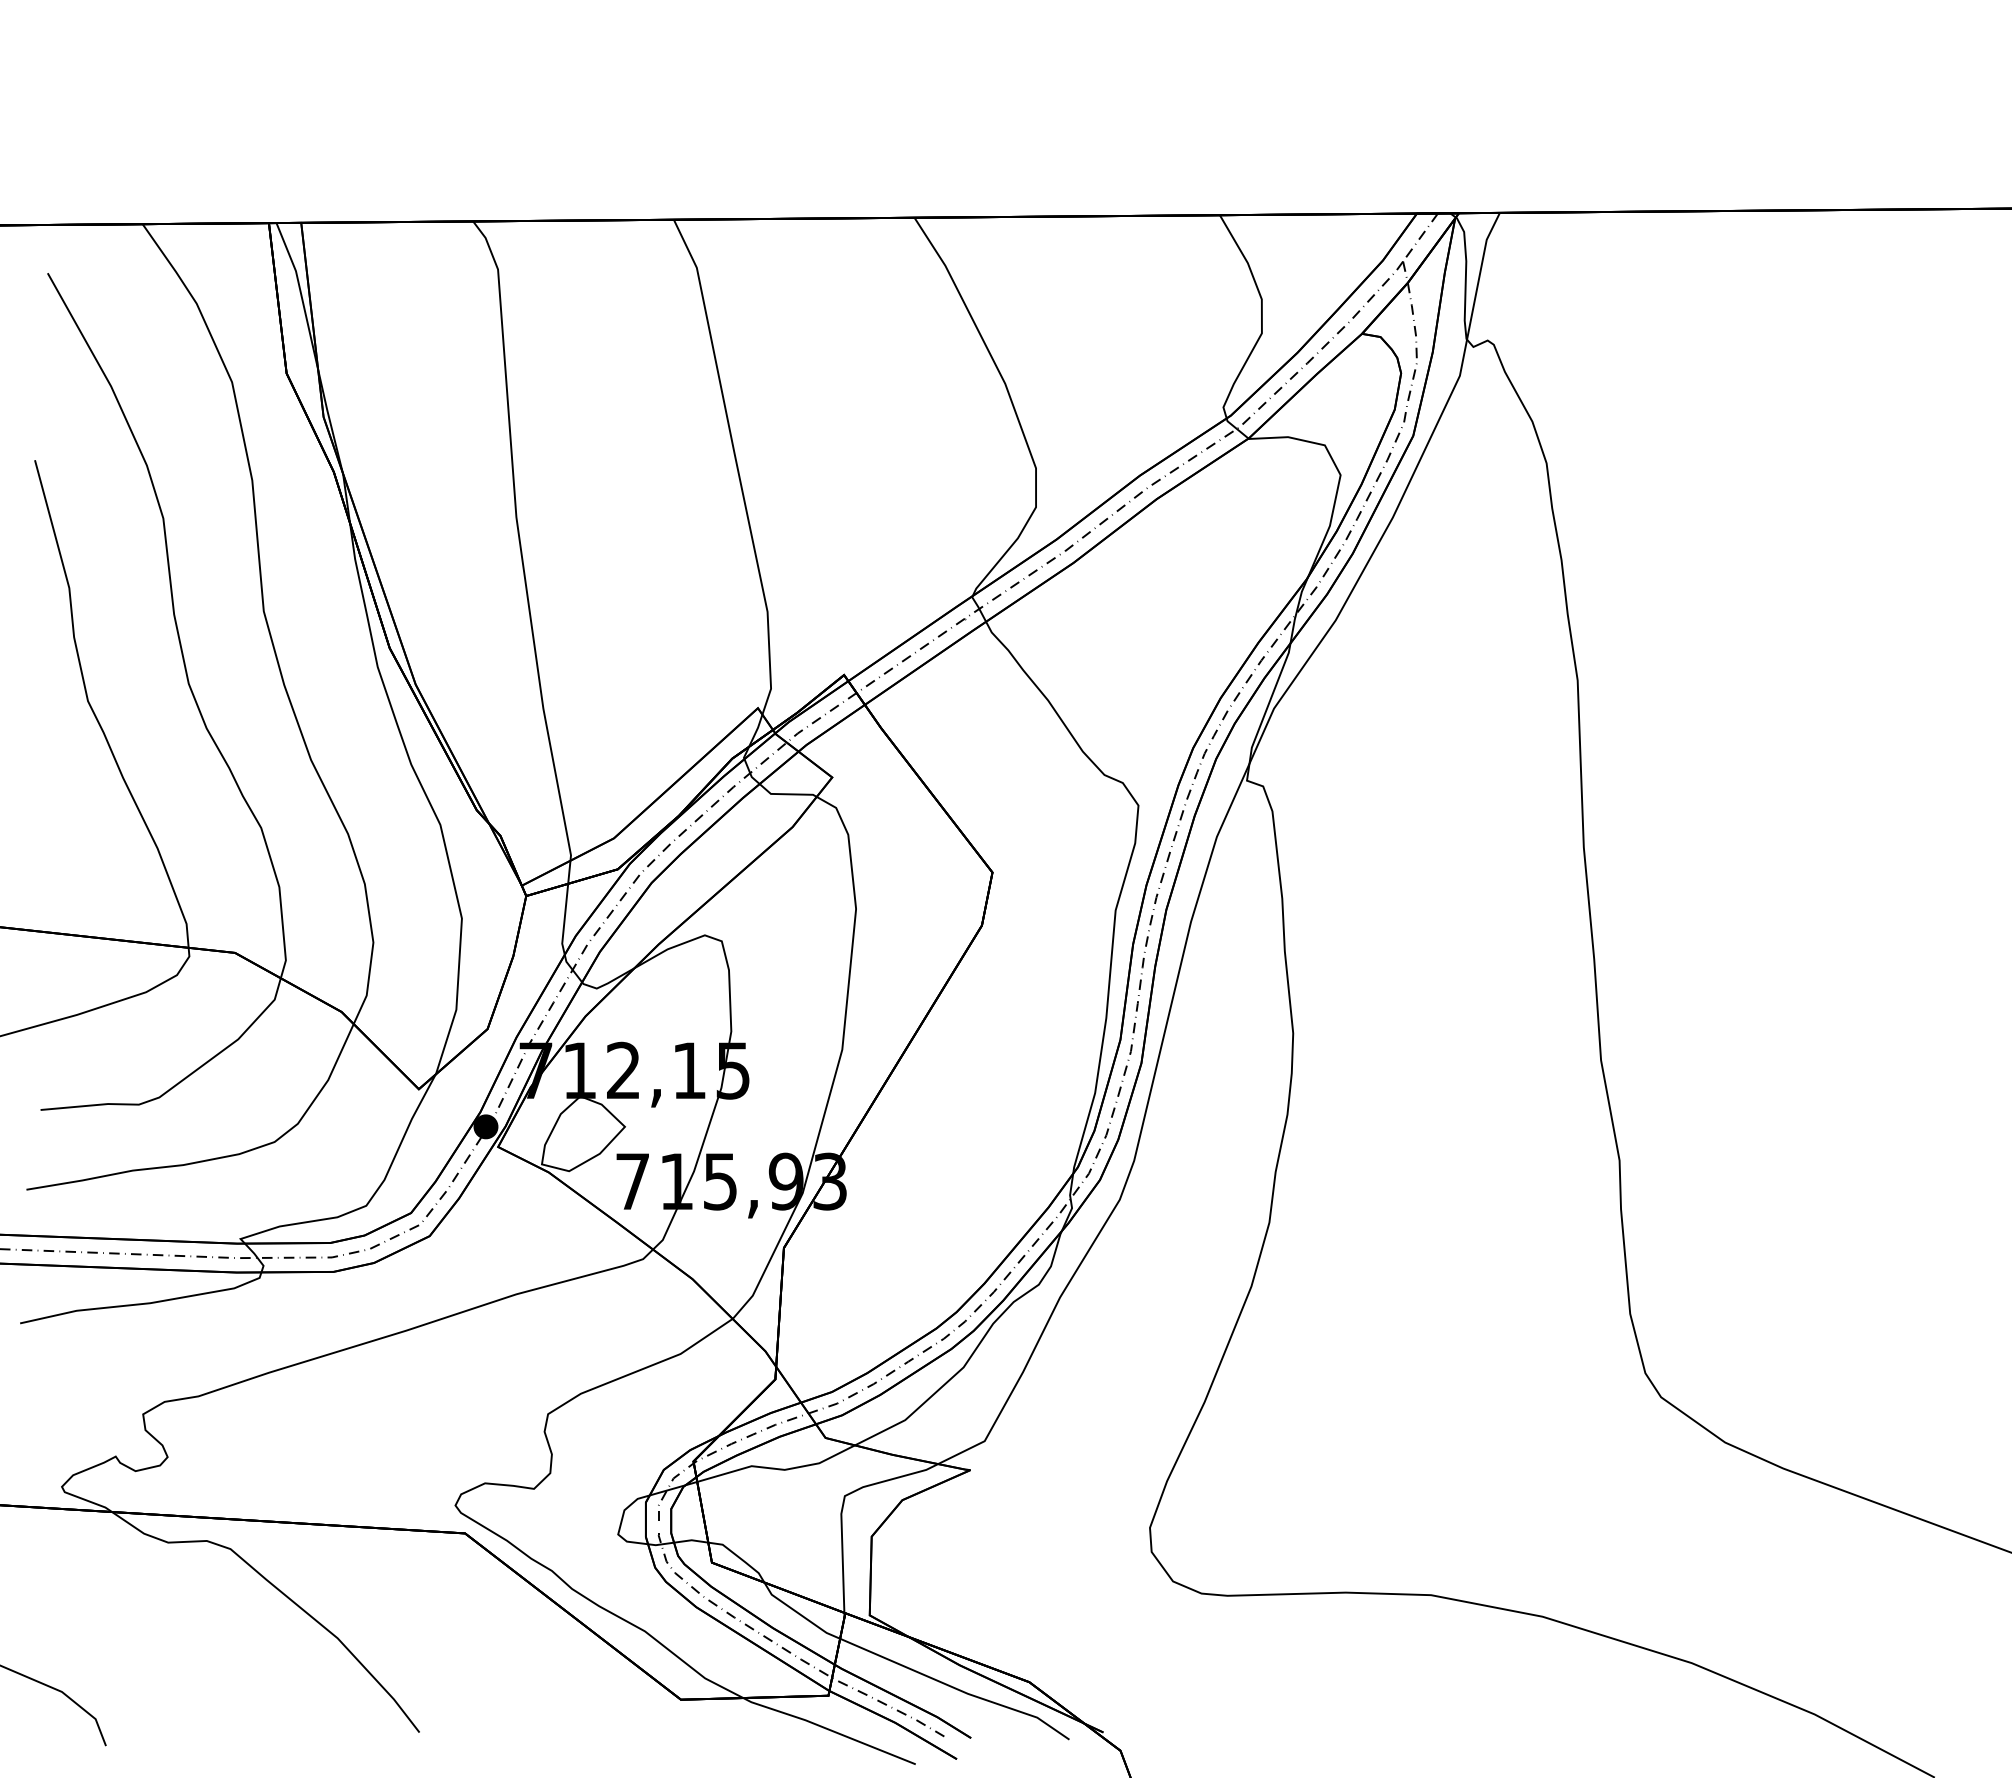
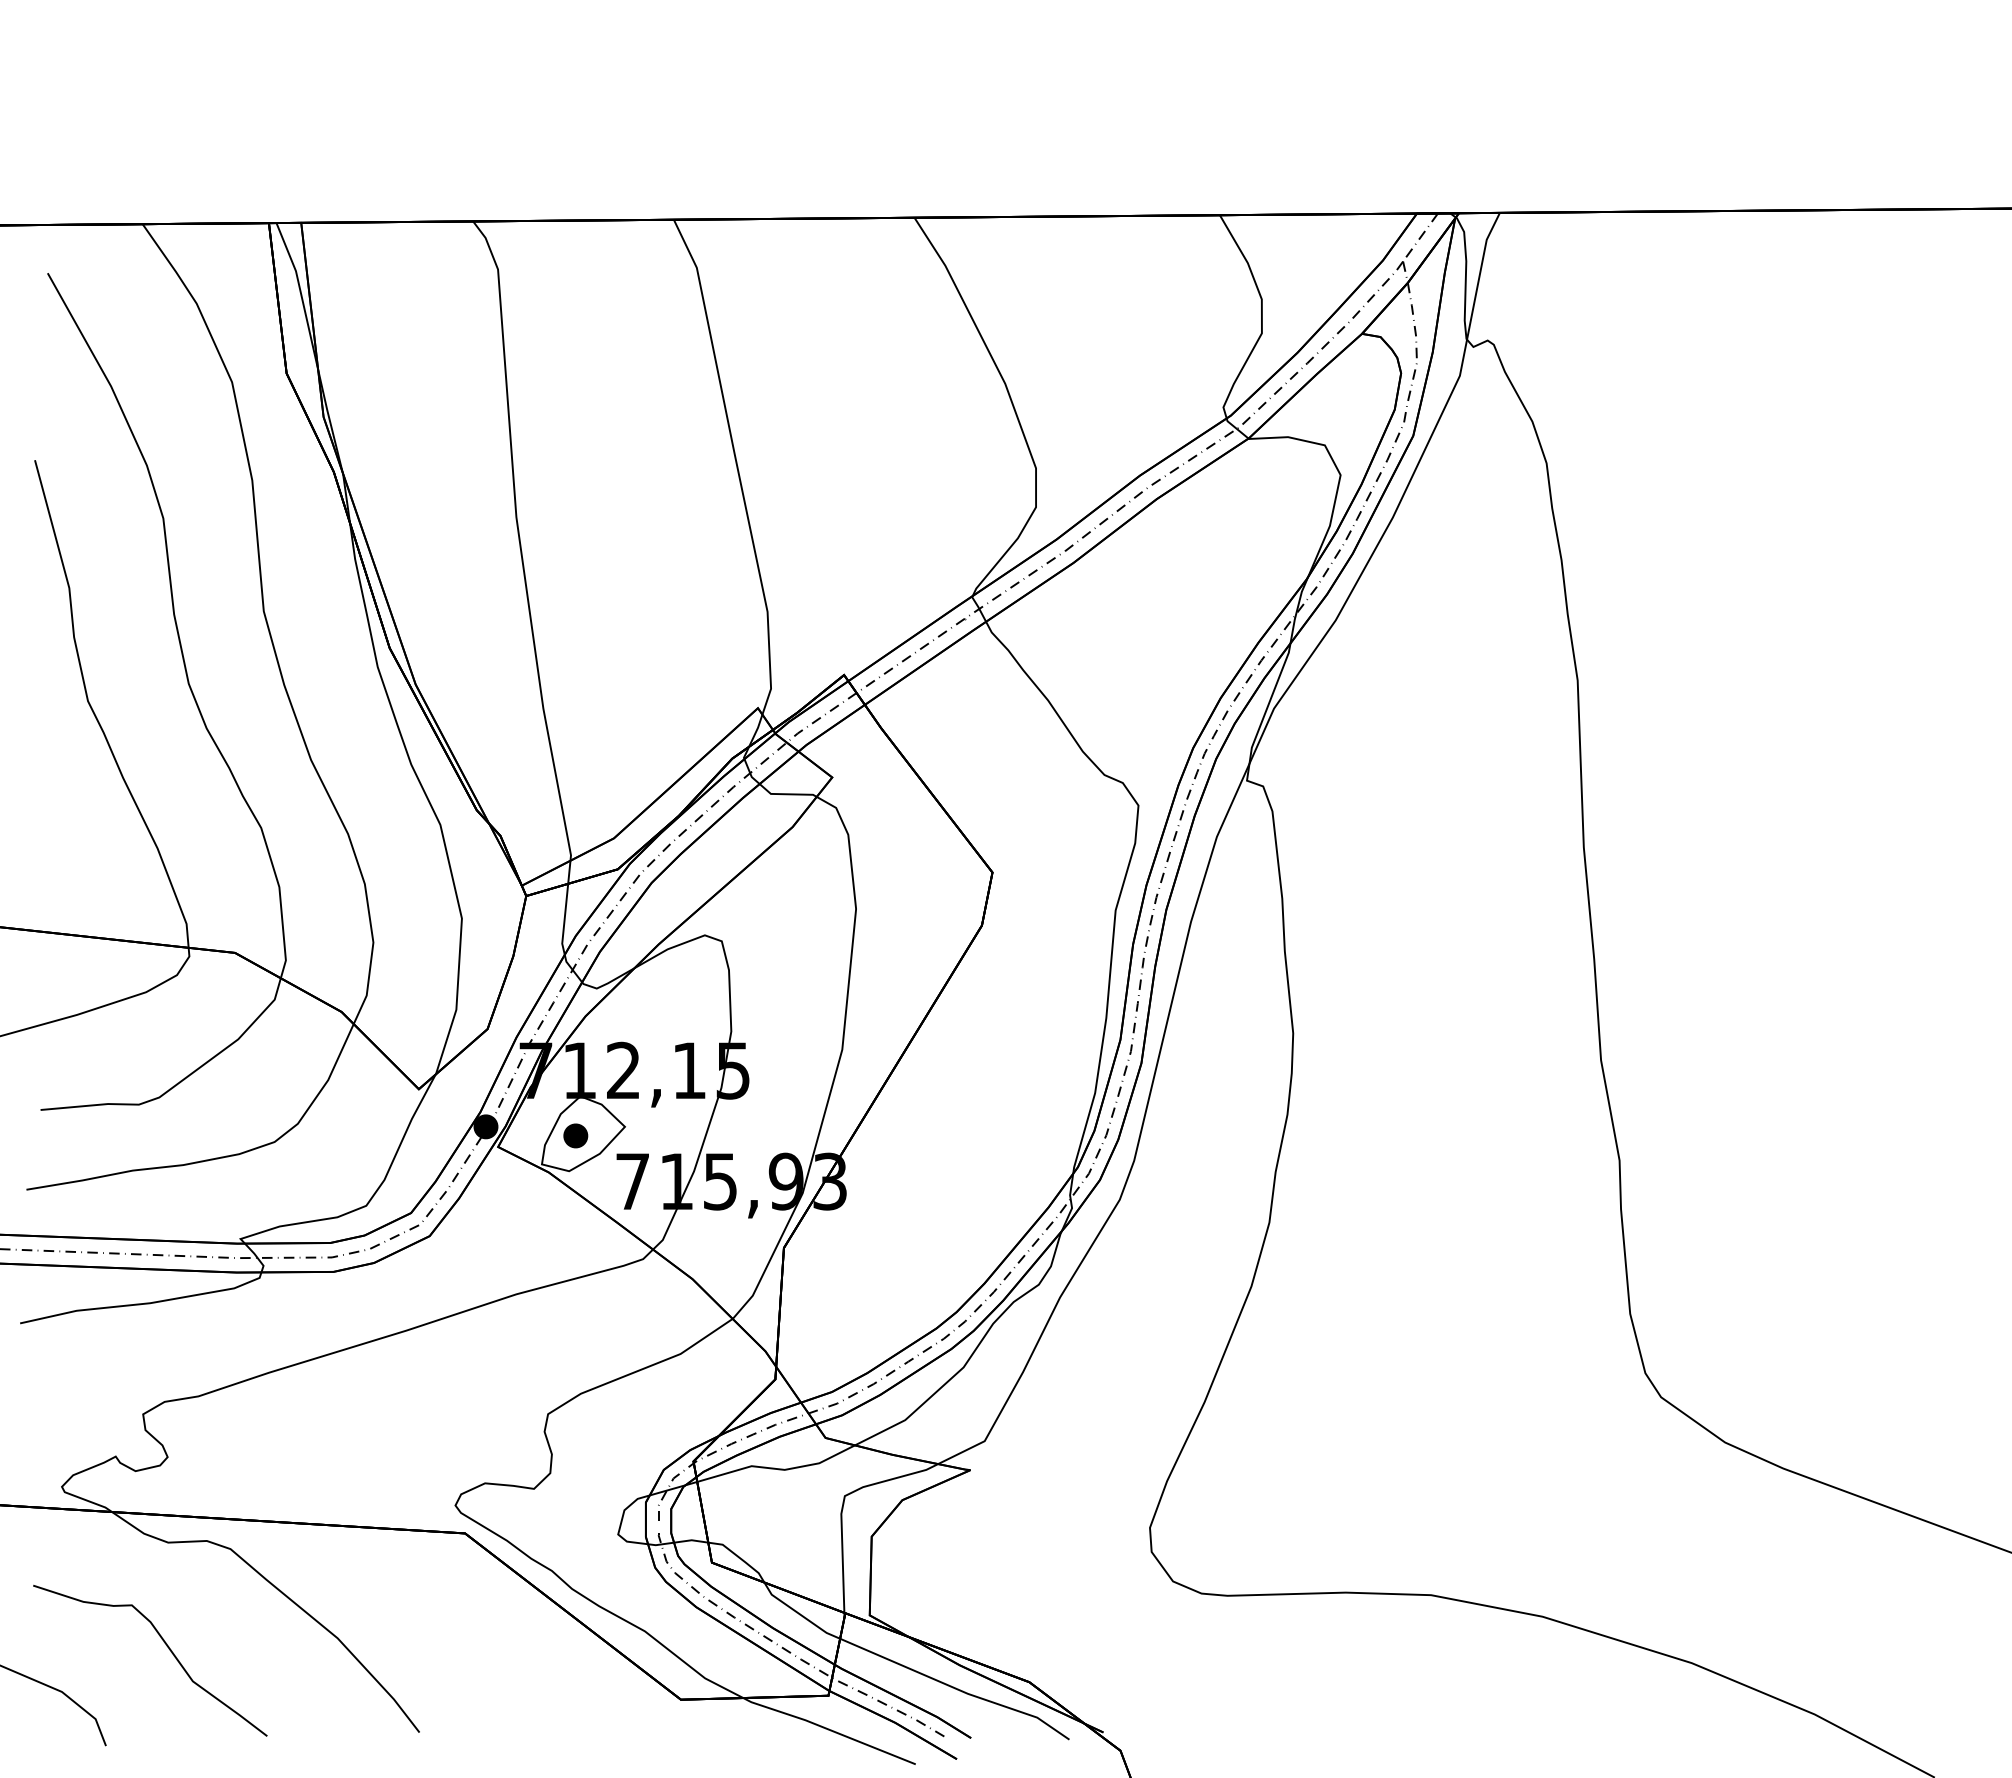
part: none -> present (575, 1135)
curve: none -> present (166, 1646)
